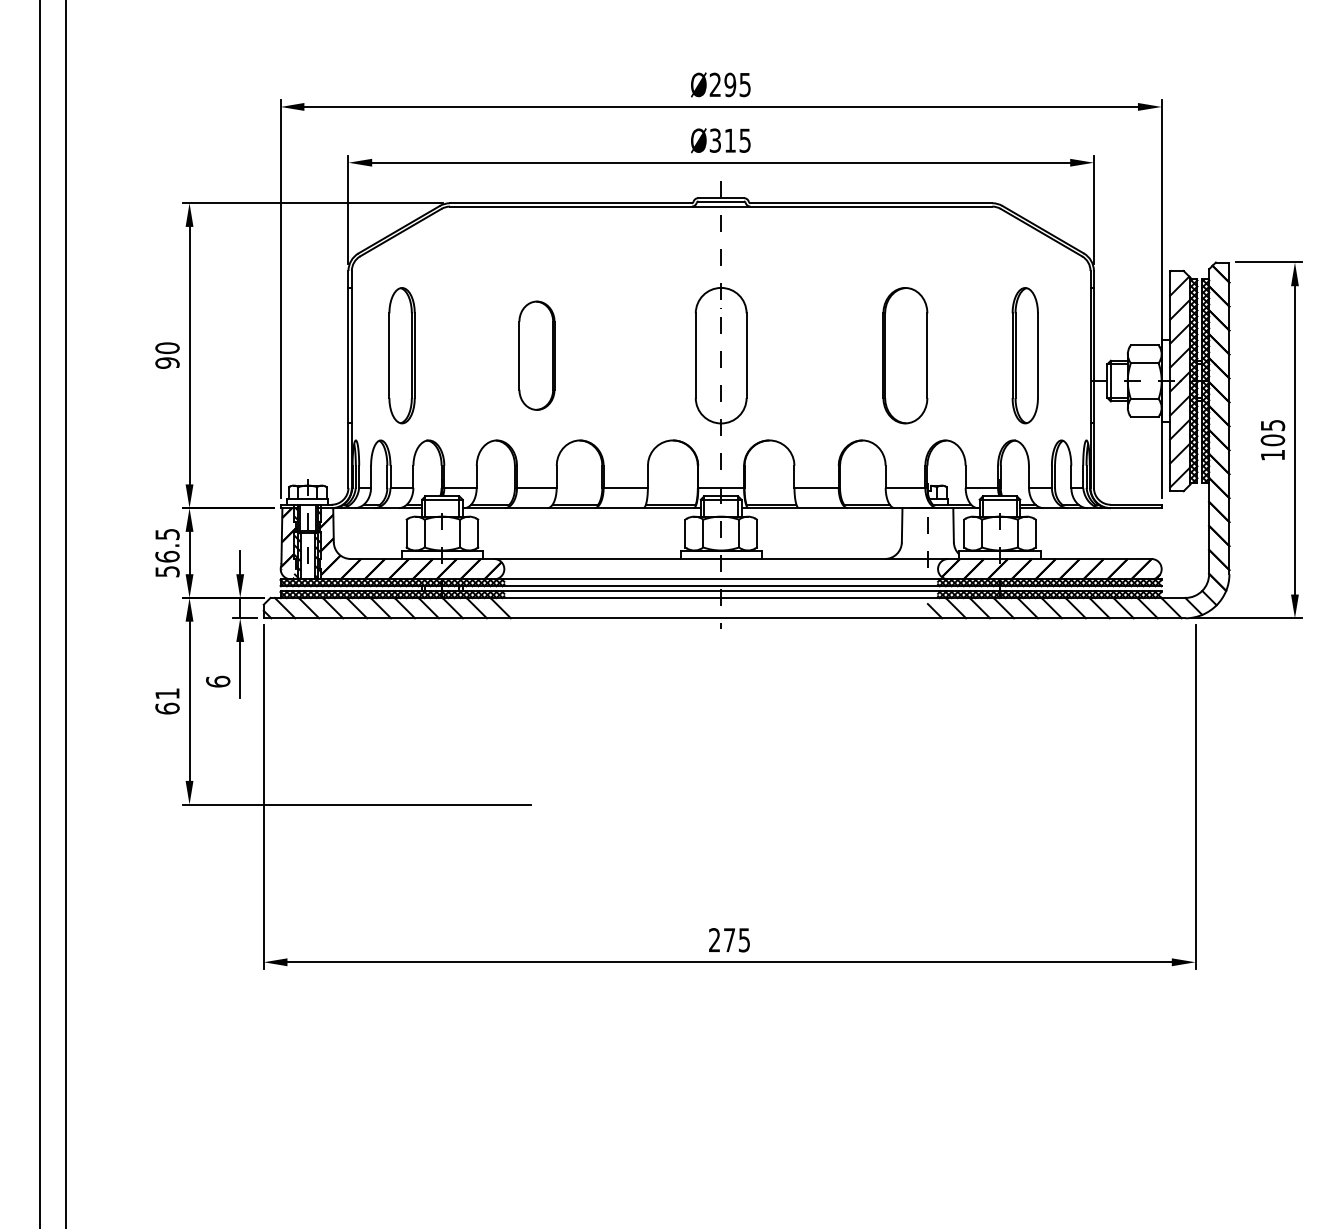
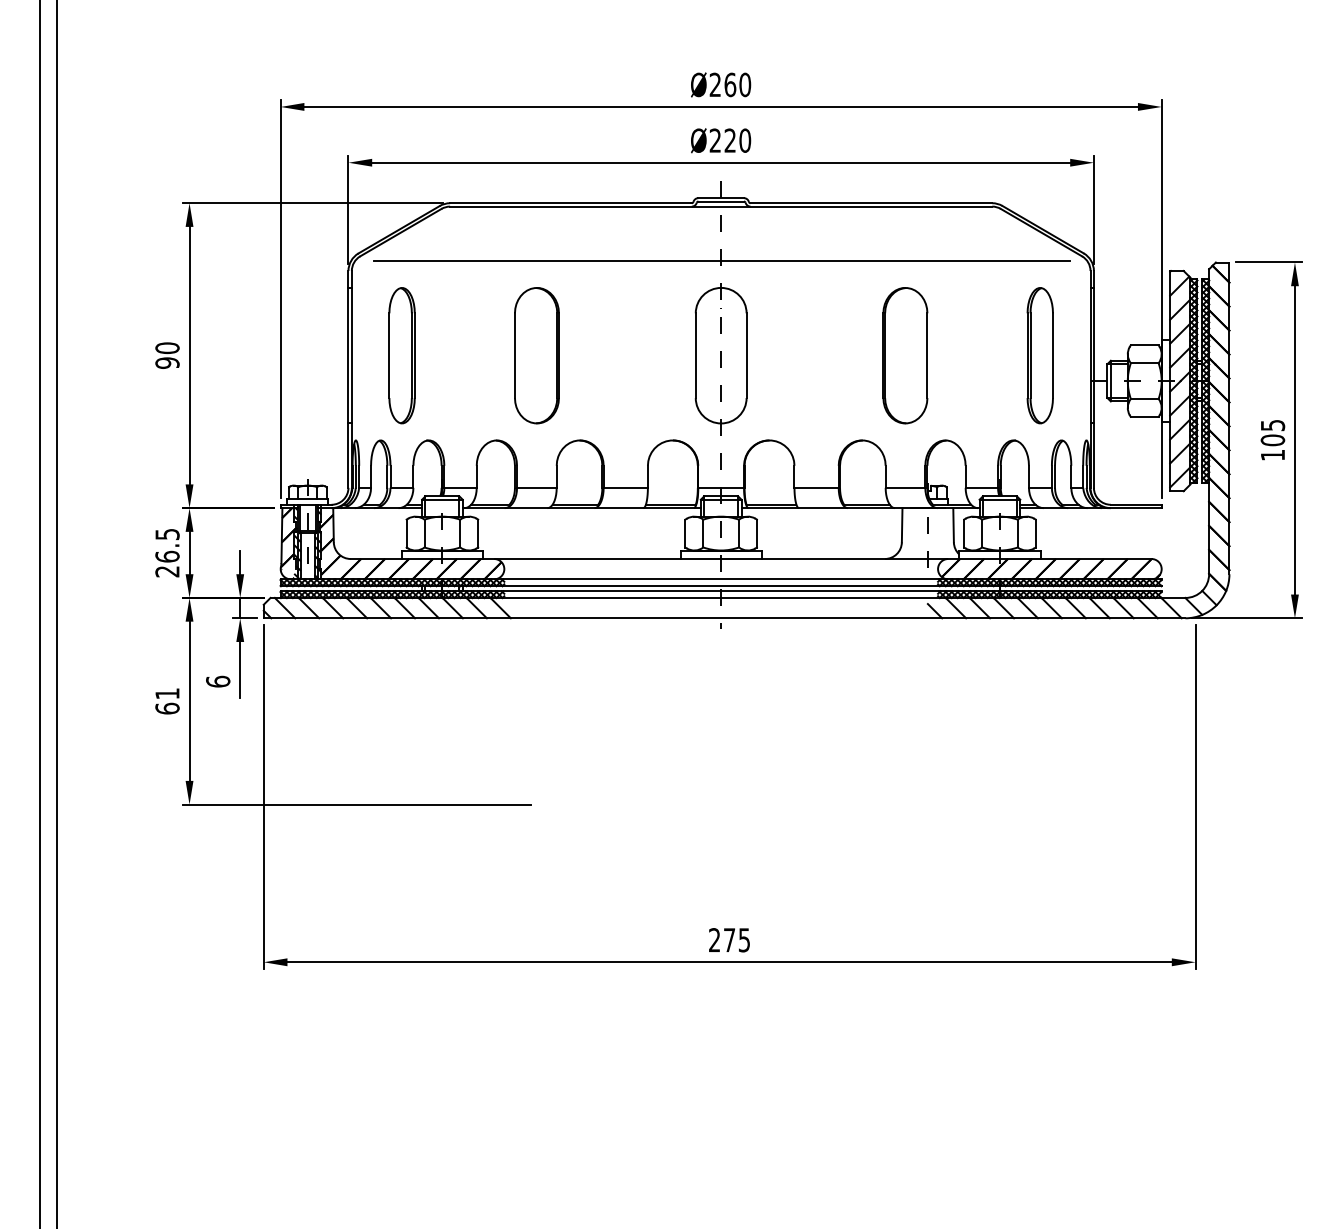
text: Ø295 -> Ø260 (737, 84)
text: Ø315 -> Ø220 (730, 140)
line: none -> present (721, 260)
part size: 38x111 px -> 46x138 px (536, 355)
part position: (1024, 355) -> (1039, 355) (1039, 355)
text: 56.5 -> 26.5 (167, 571)
line position: (66, 613) -> (57, 613) (57, 613)
